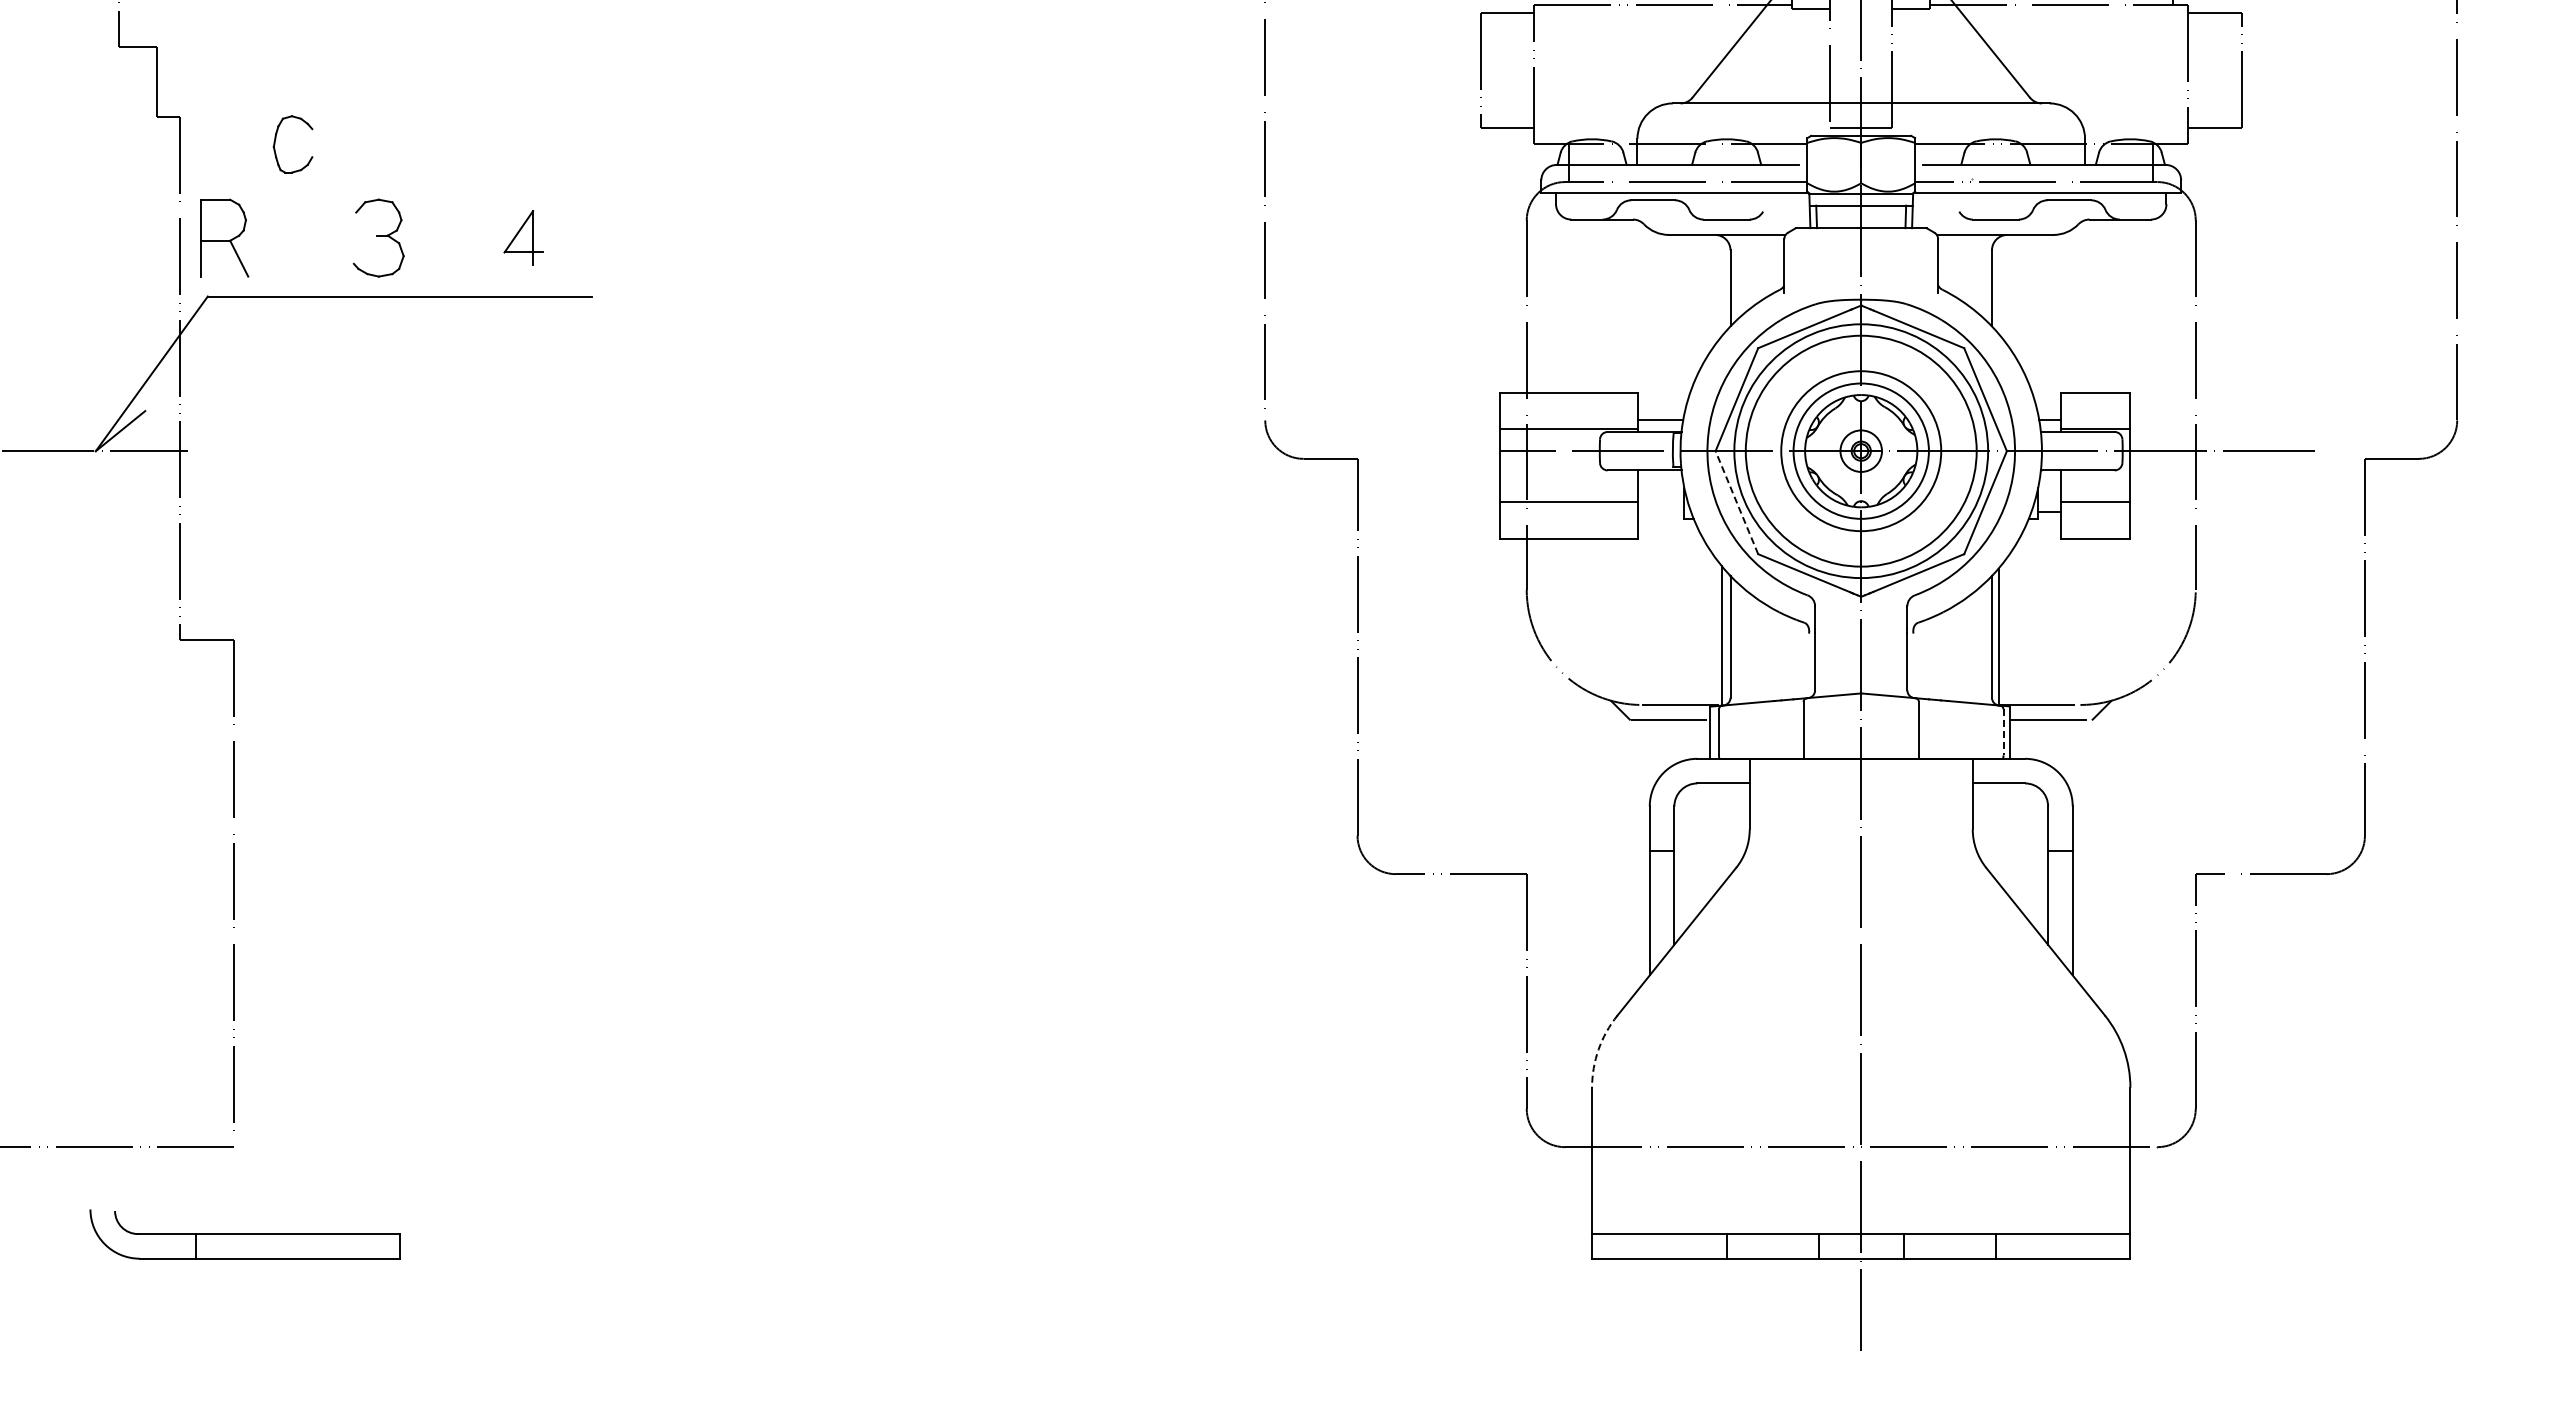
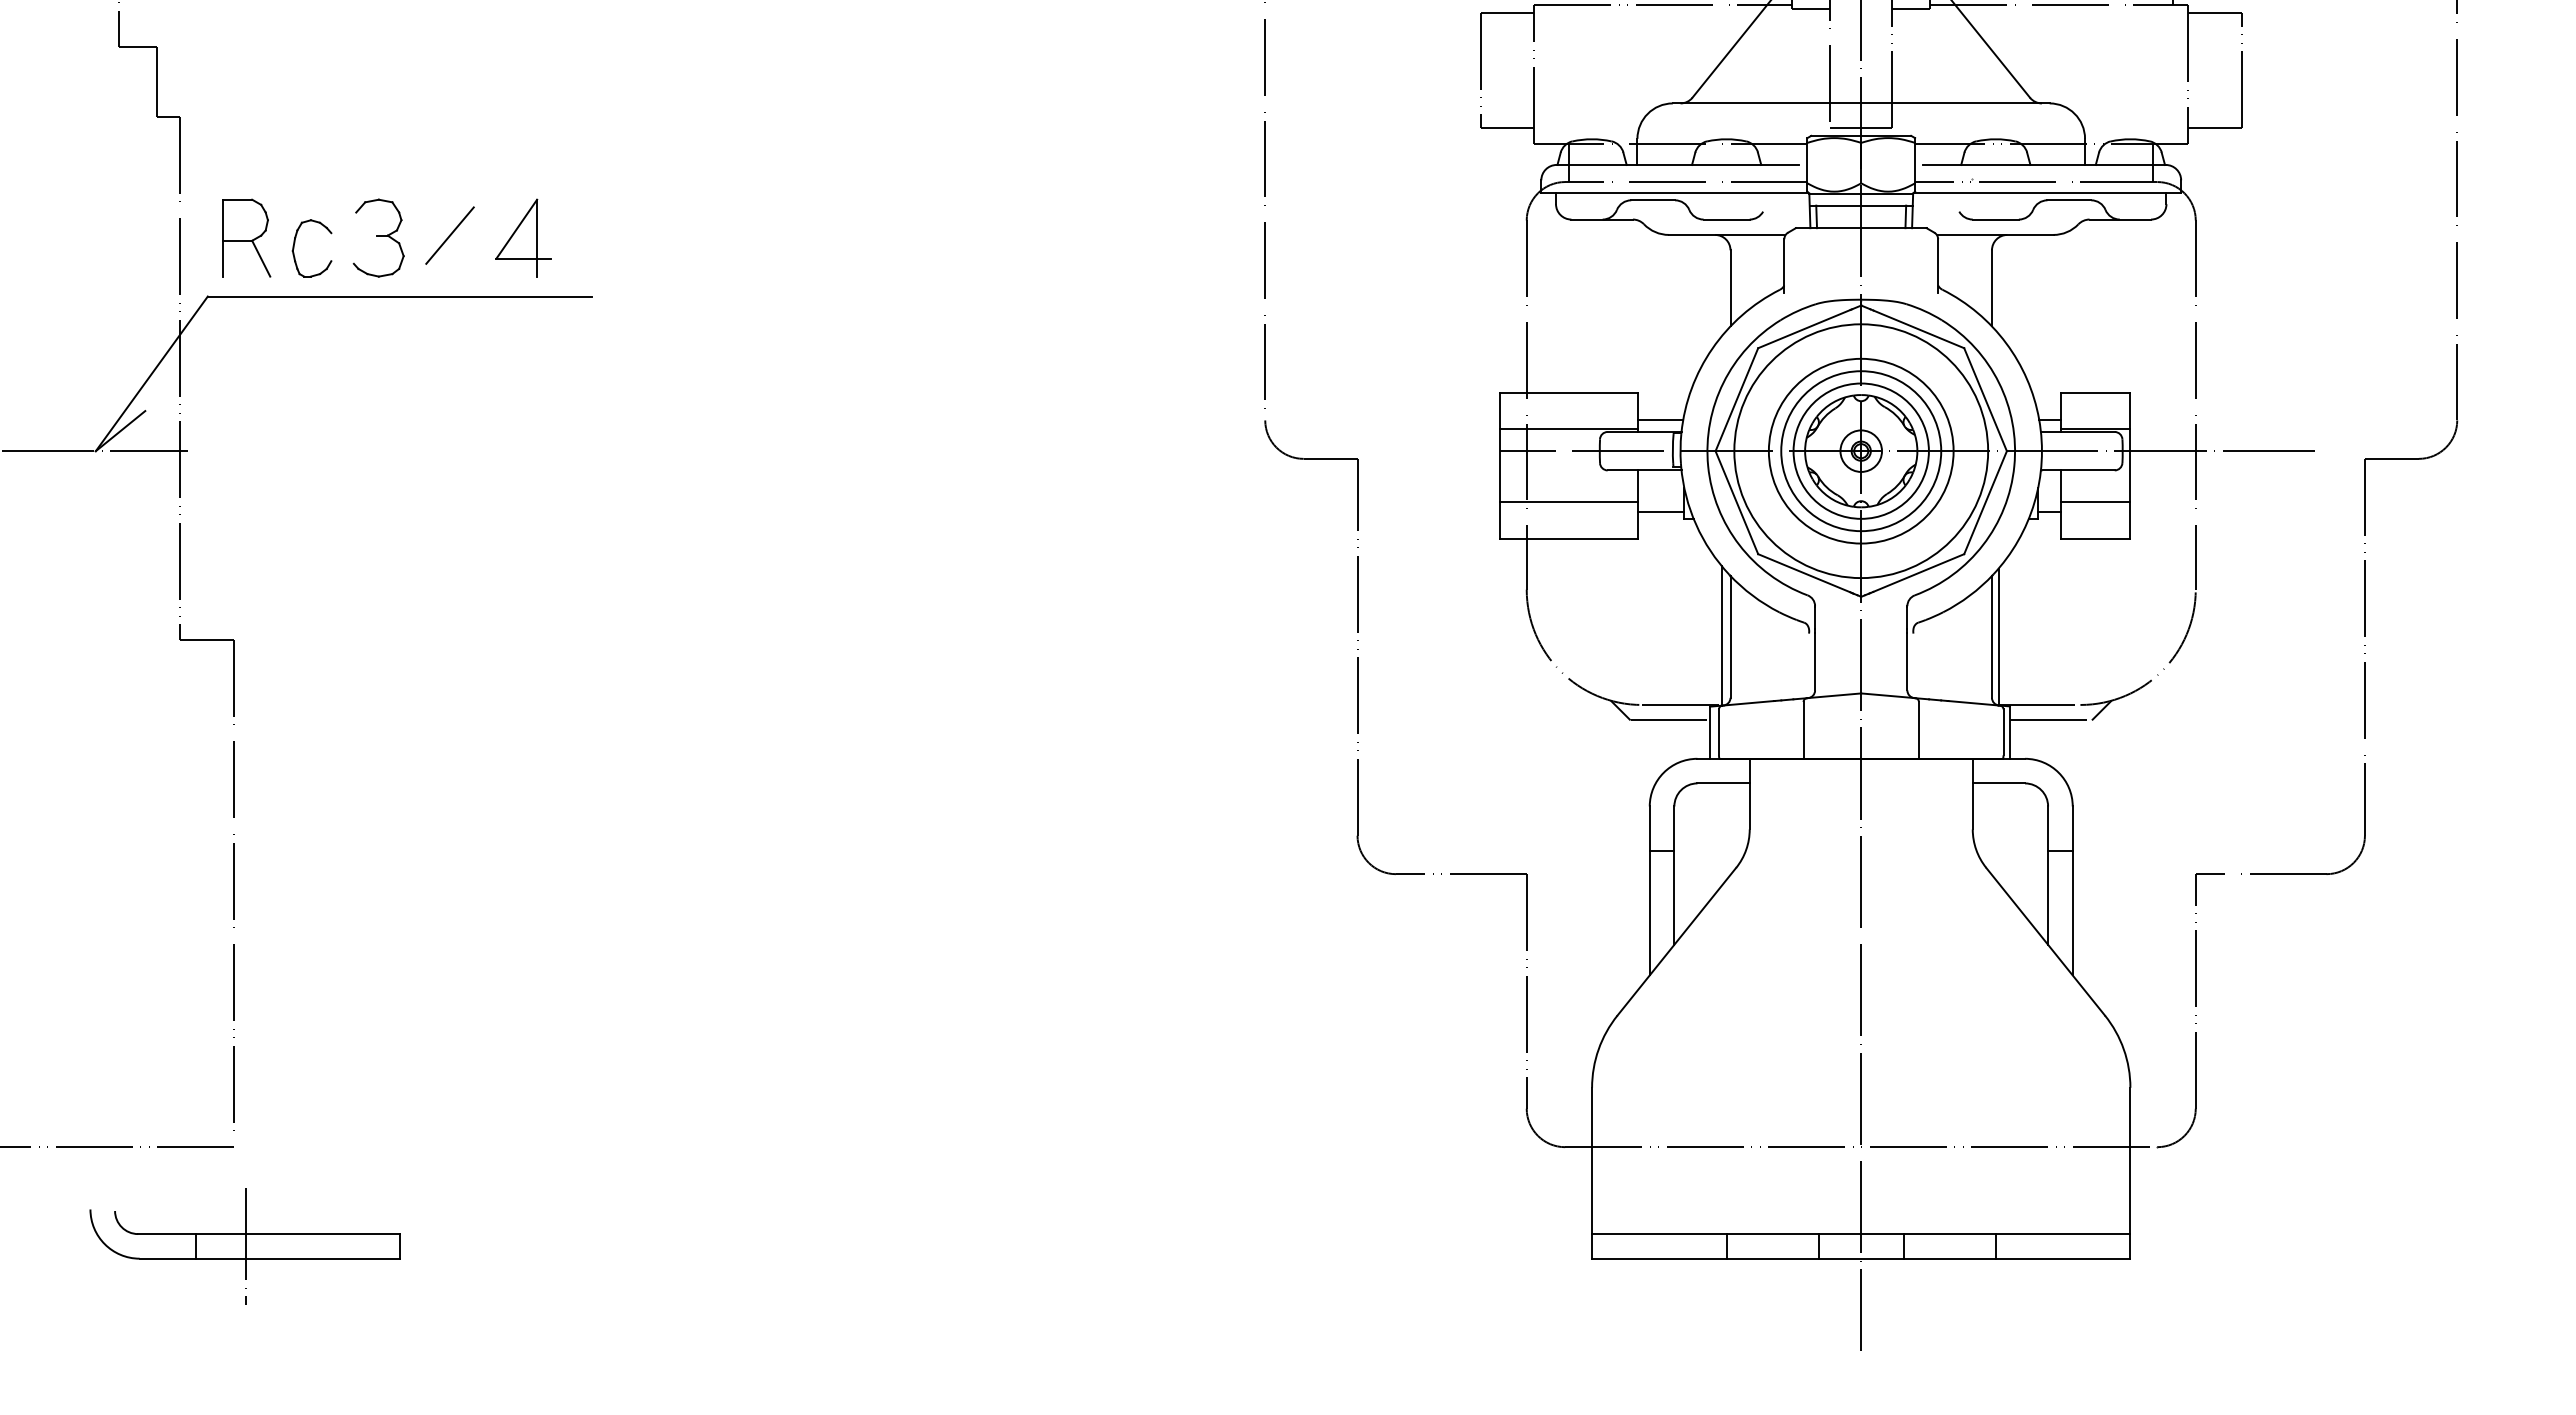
part position: (276, 139) -> (295, 243) (295, 243)
line: none -> present (449, 235)
part position: (224, 237) -> (246, 237) (246, 237)
part size: 41x56 px -> 57x80 px (523, 237)
circle diameter: 231 px -> 185 px (1860, 450)
line: dashed -> solid (1736, 502)
line: none -> present (1661, 511)
line: dashed -> solid (2003, 732)
arc: dashed -> solid (1598, 1049)
line: none -> present (245, 1245)
